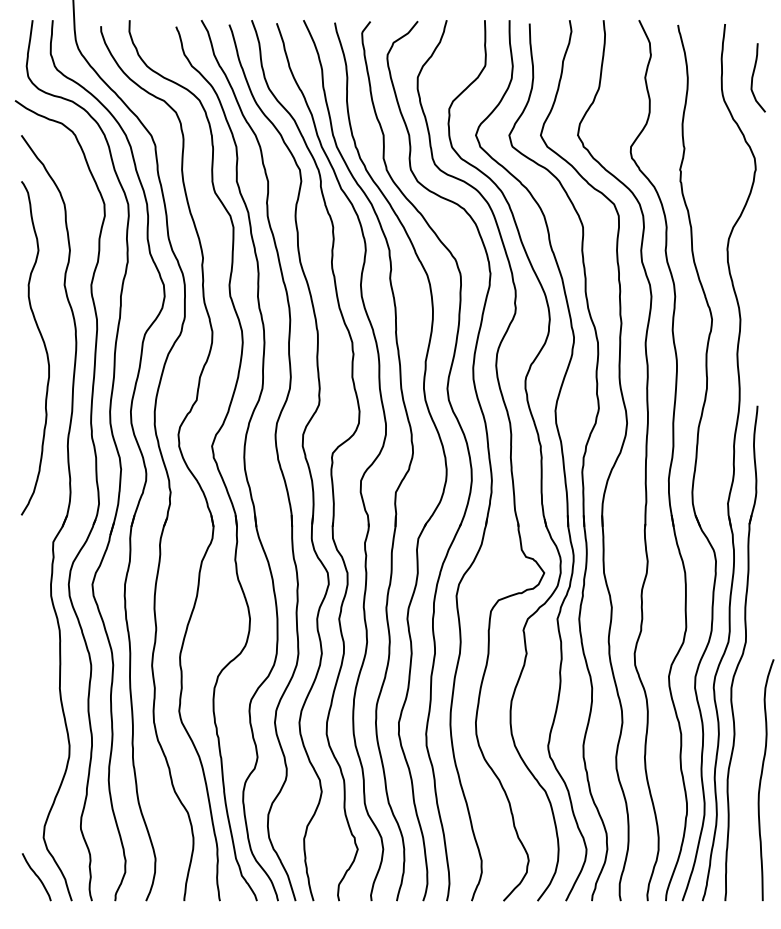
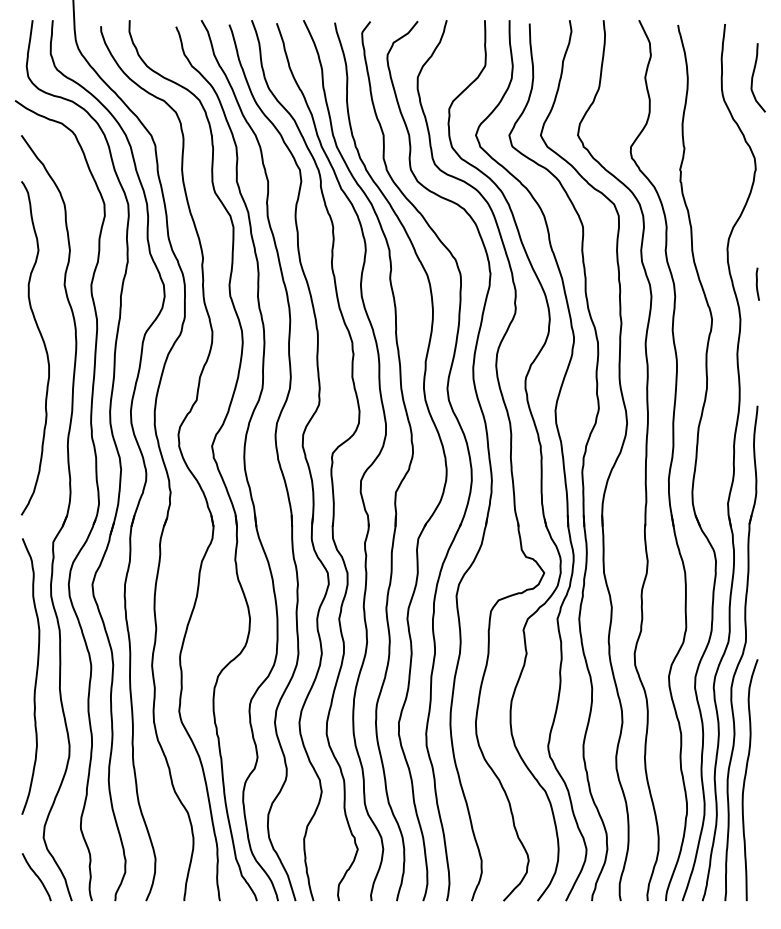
curve: none -> present (757, 283)
curve: none -> present (35, 676)
curve position: (761, 780) -> (745, 780) (745, 780)
